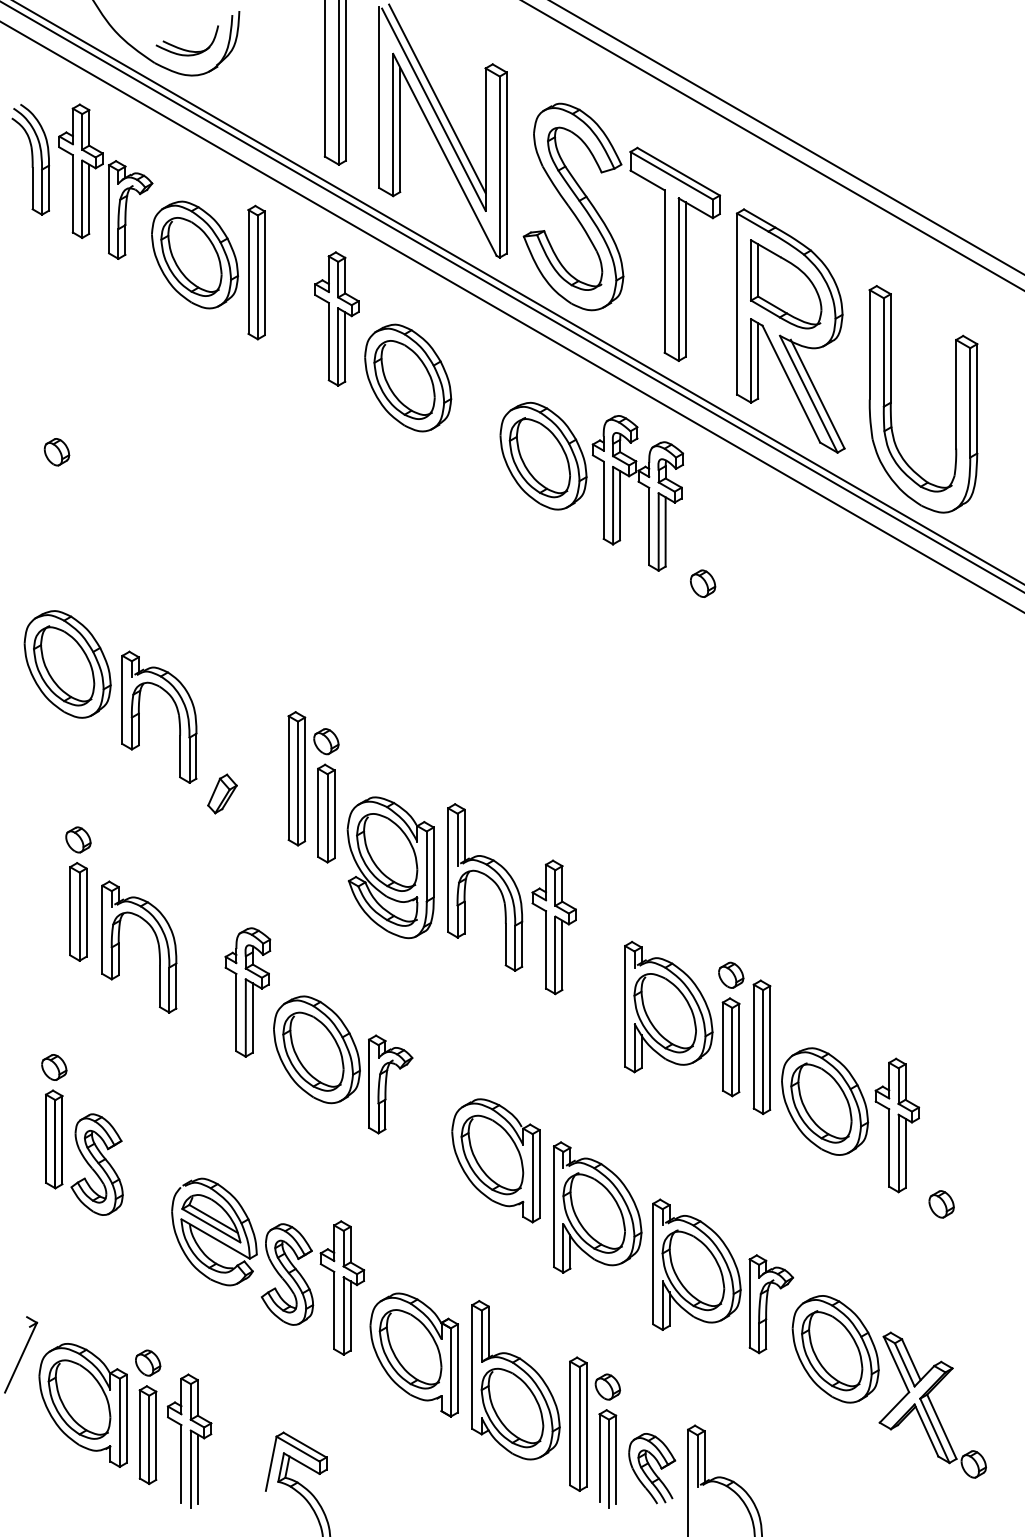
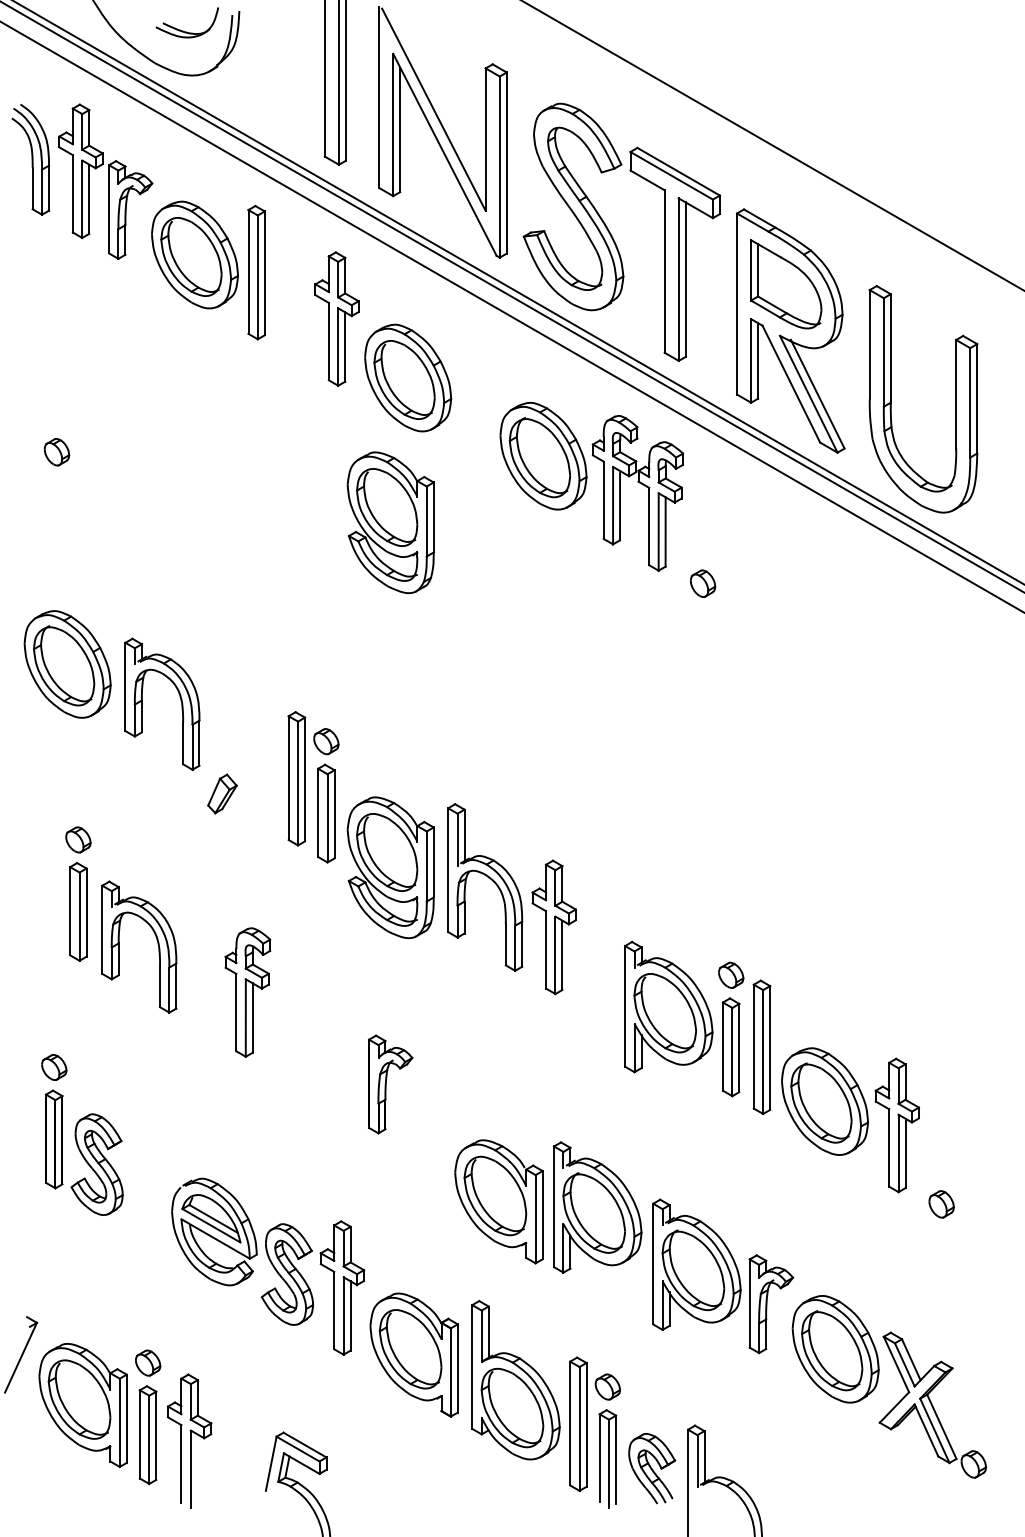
part position: (183, 48) -> (183, 30) (183, 30)
line: present -> none (437, 98)
line: present -> none (786, 137)
part: none -> present (390, 522)
part position: (176, 710) -> (179, 697) (179, 697)
part: present -> none (316, 1049)
part position: (495, 1160) -> (498, 1201) (498, 1201)
line: present -> none (197, 1468)
